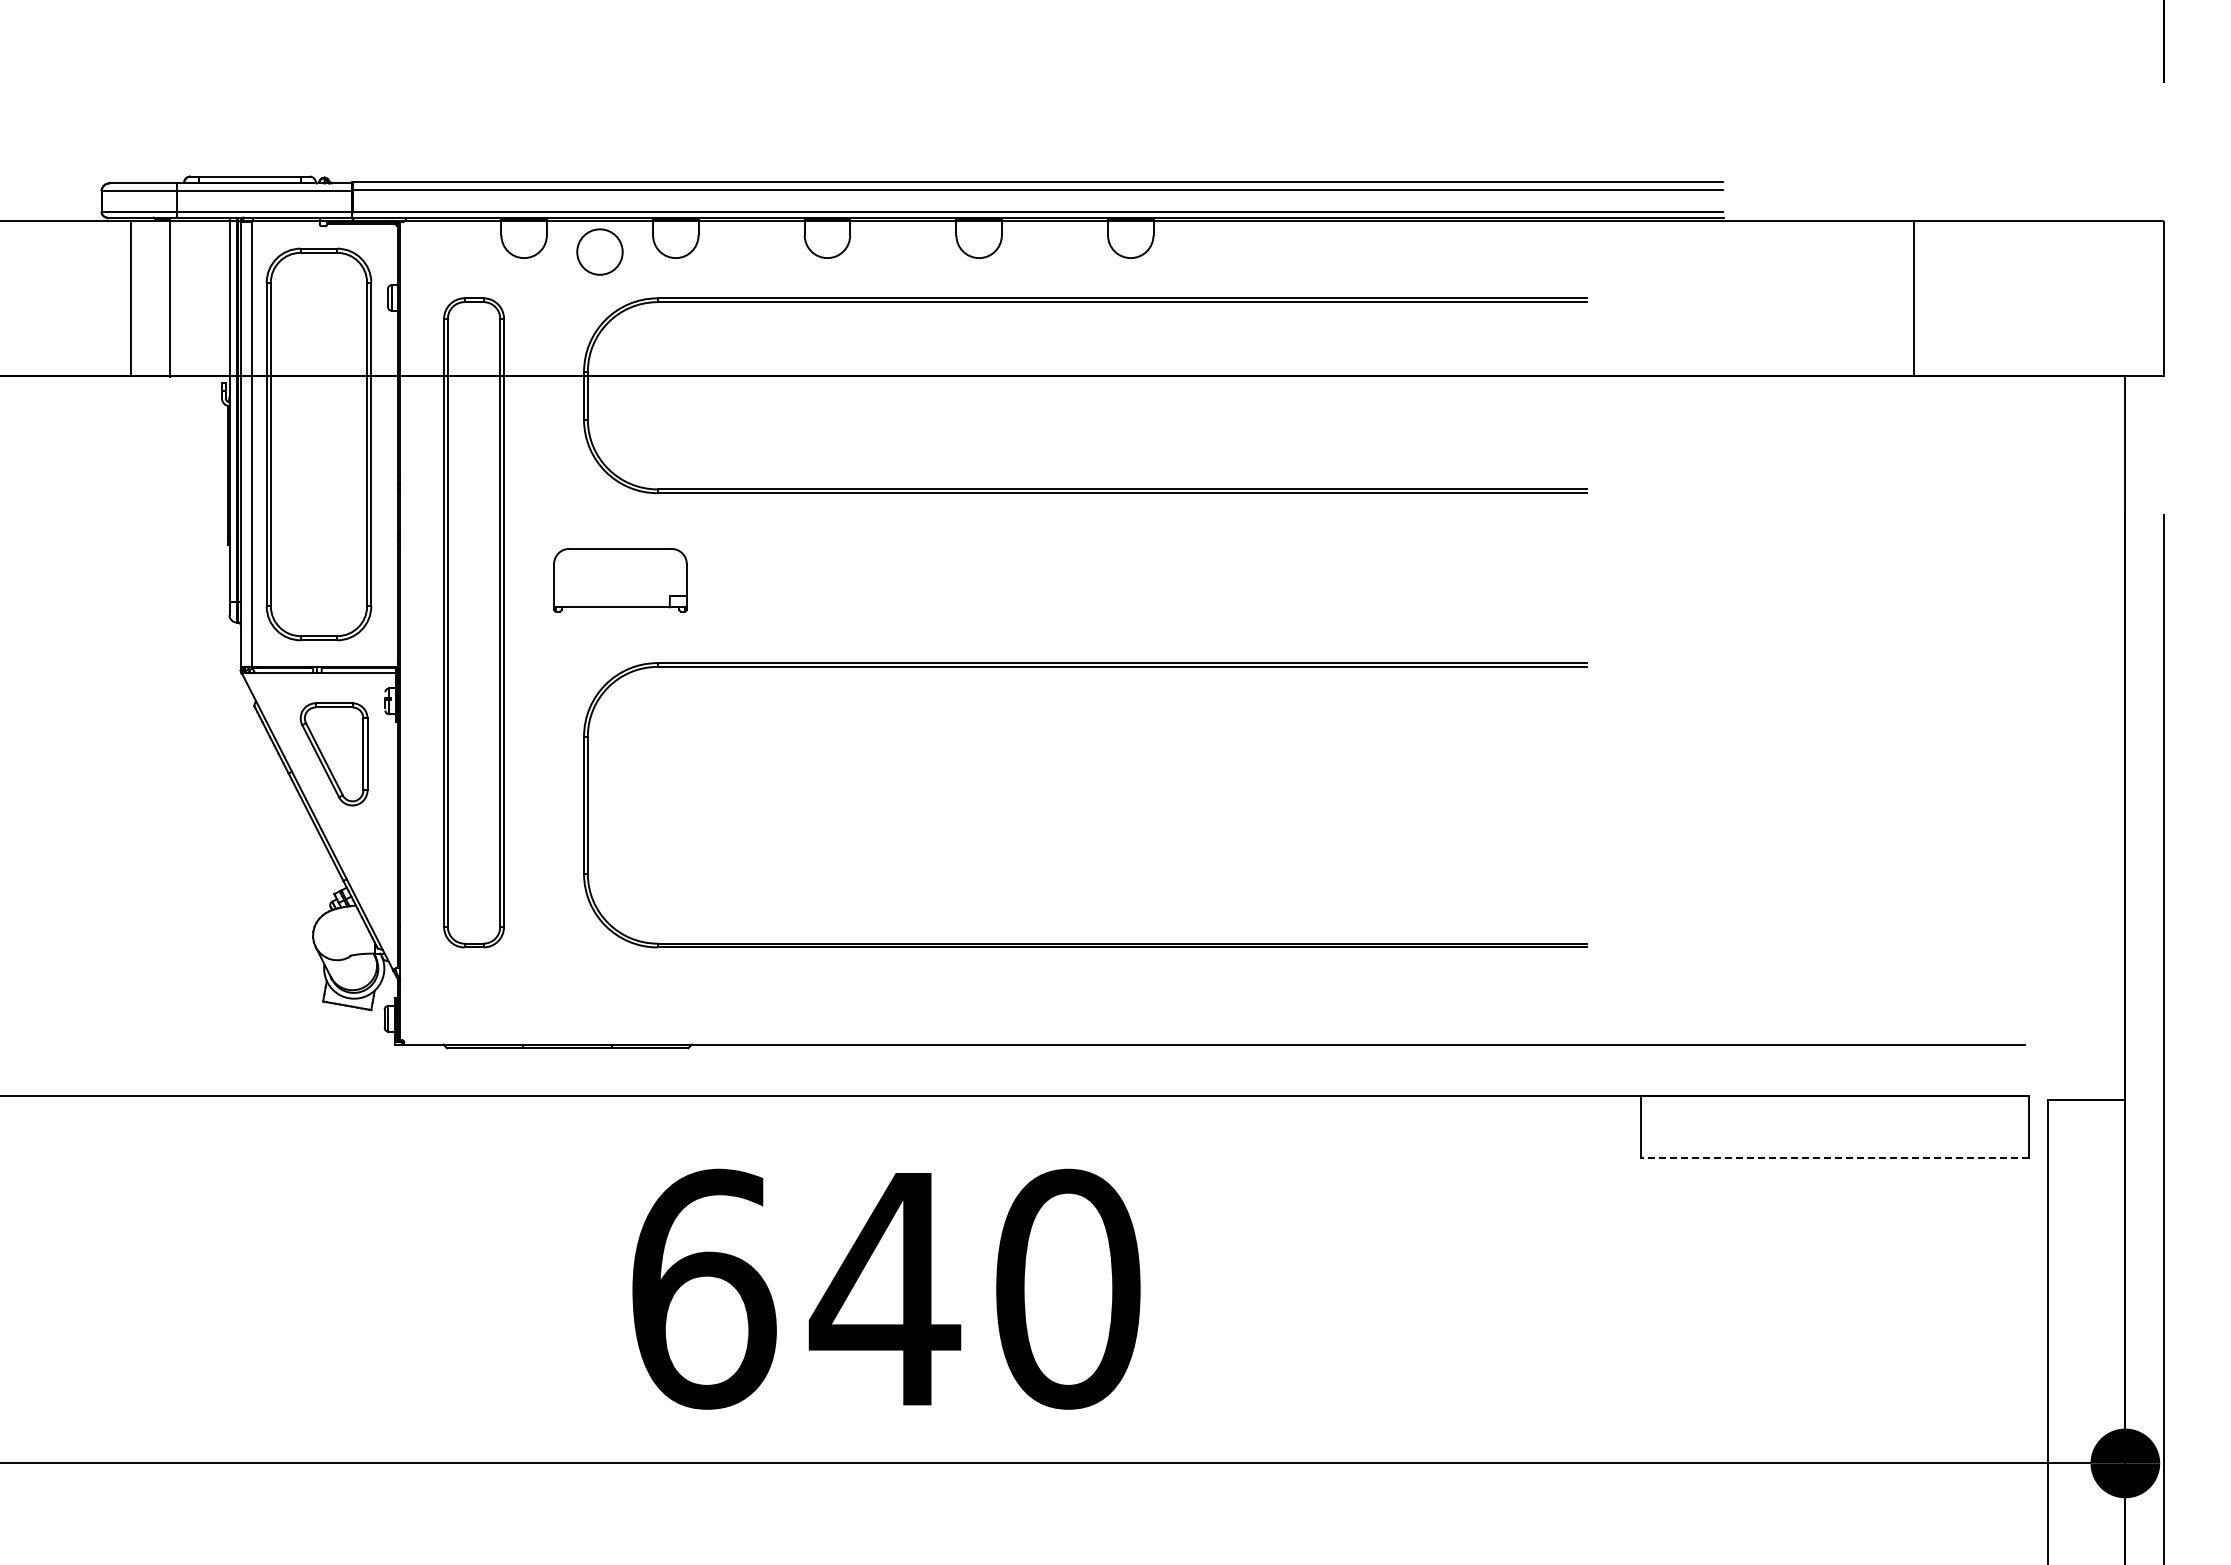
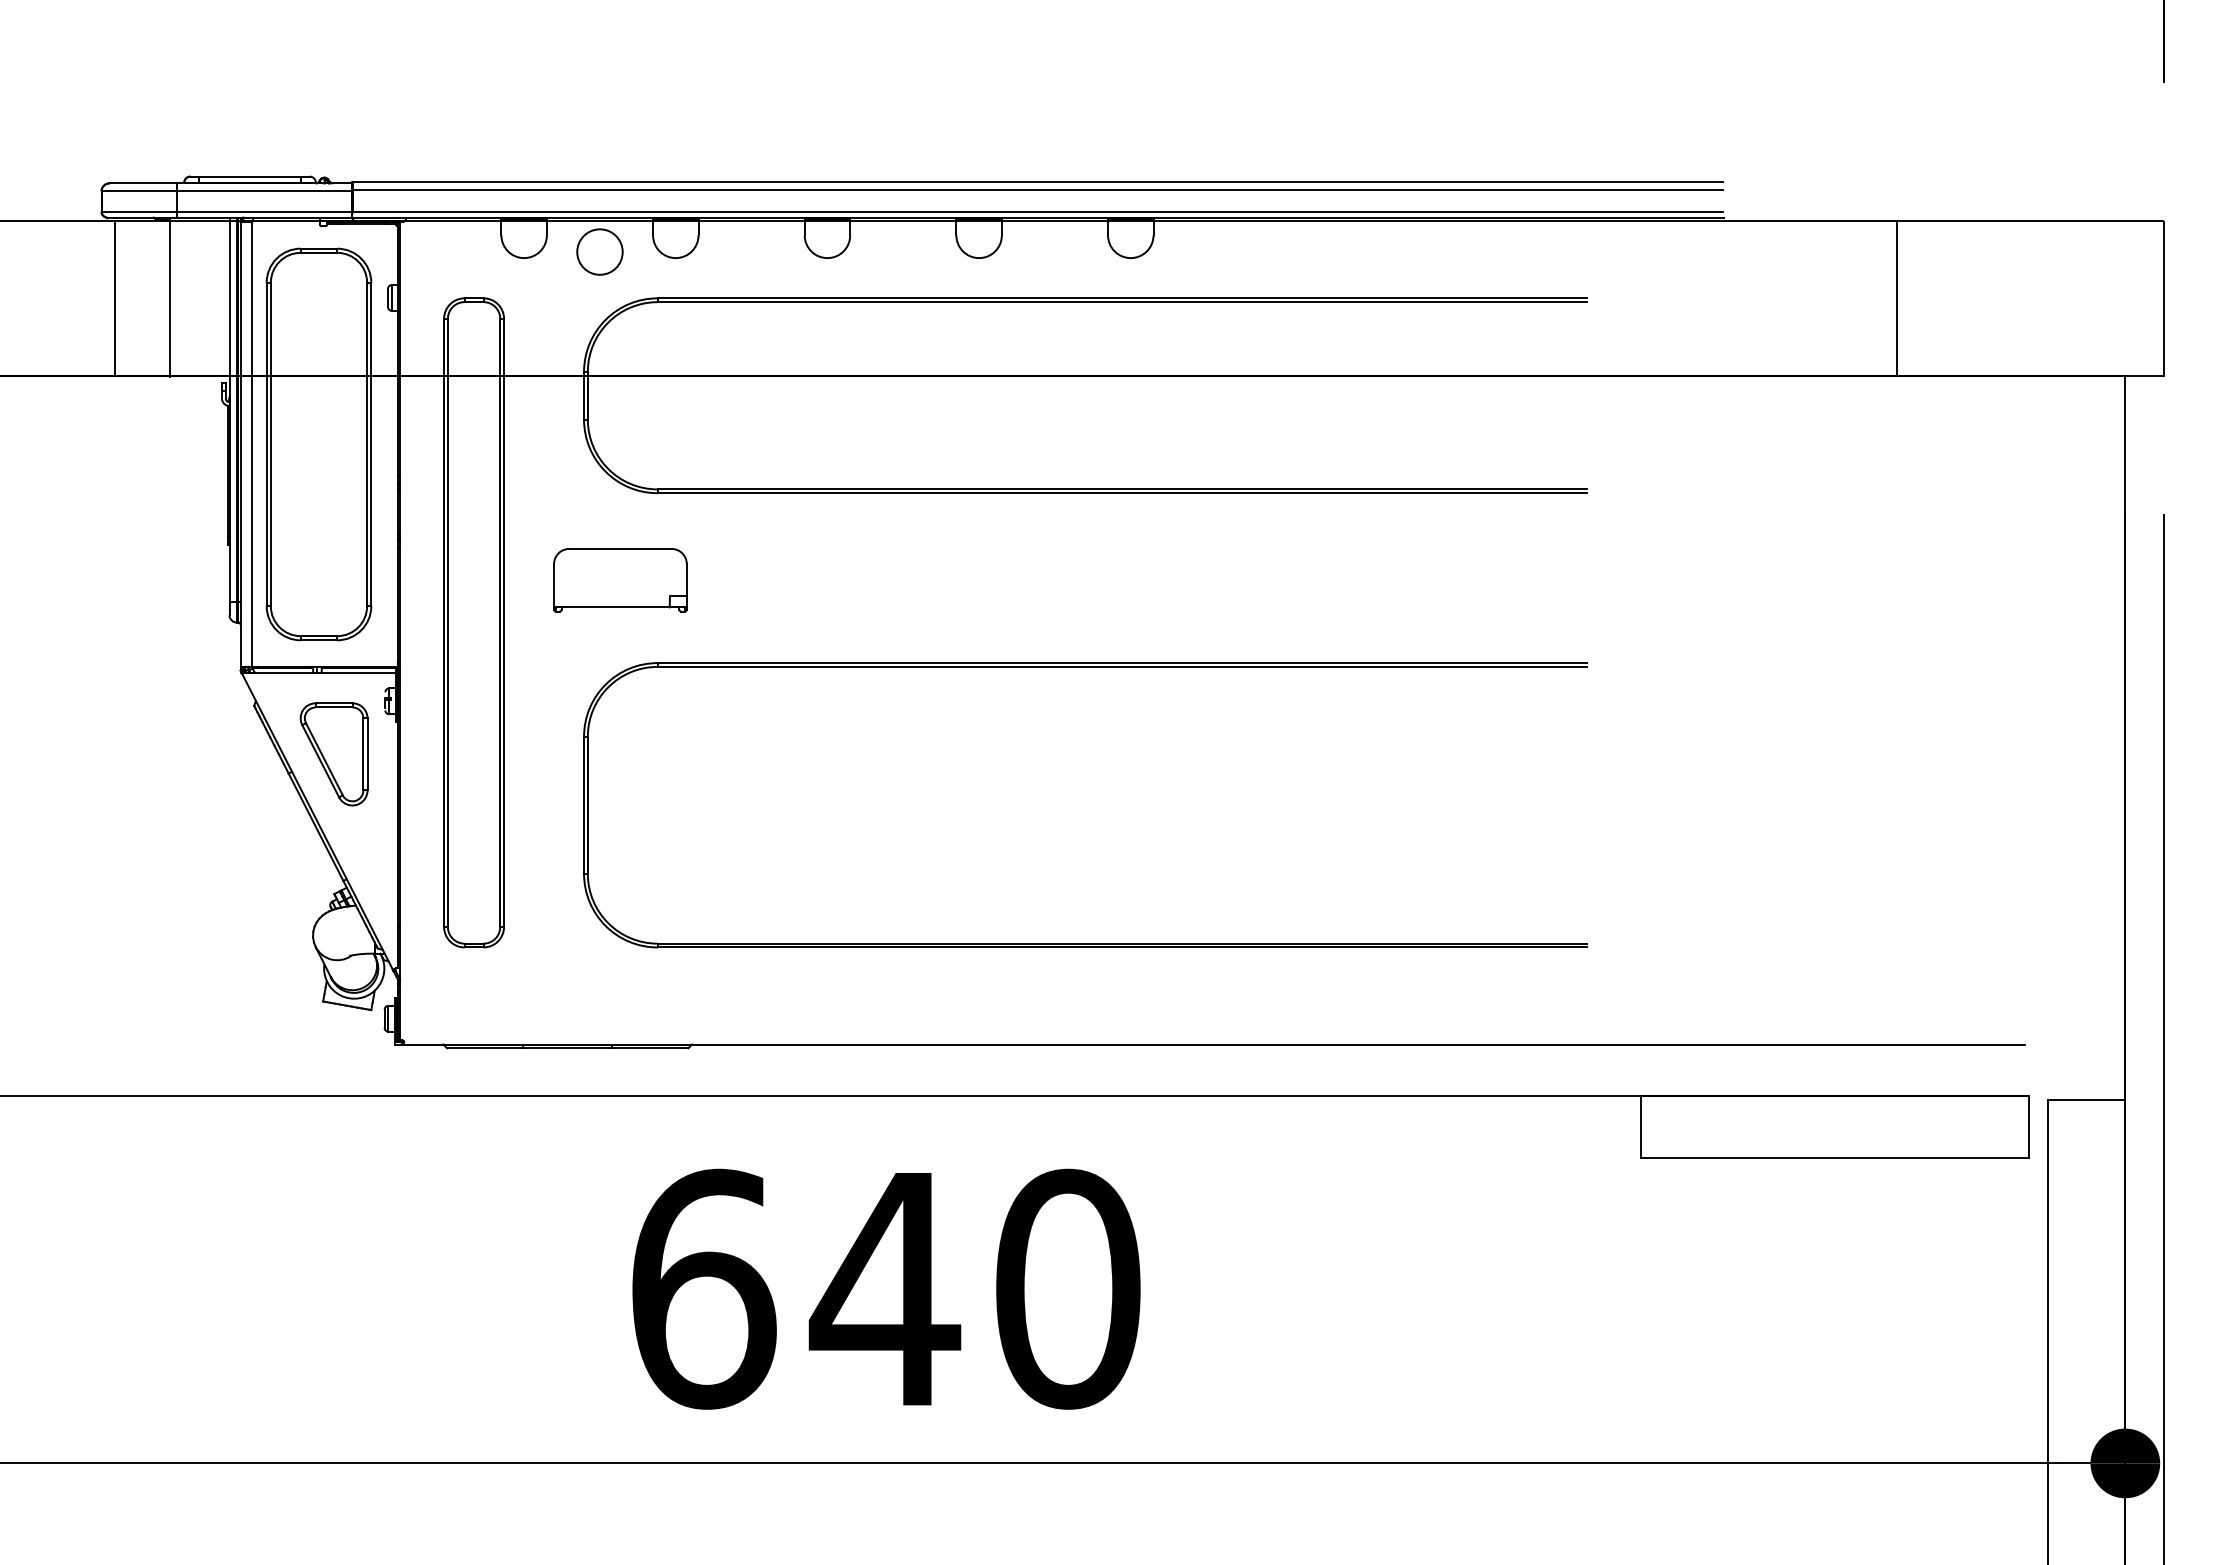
line position: (131, 297) -> (115, 297) (115, 297)
line position: (1913, 297) -> (1896, 297) (1896, 297)
line: dashed -> solid (1834, 1158)
